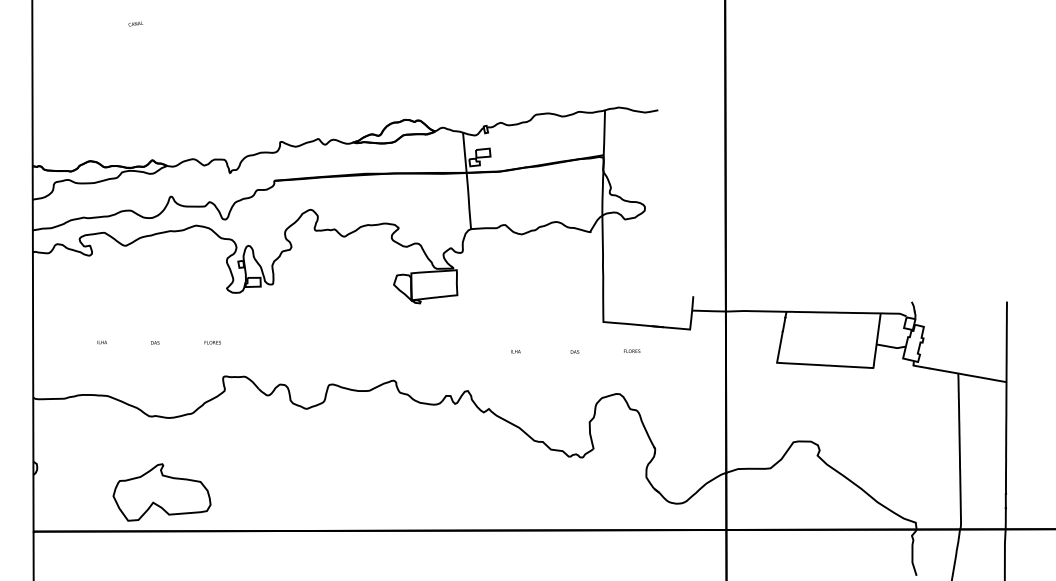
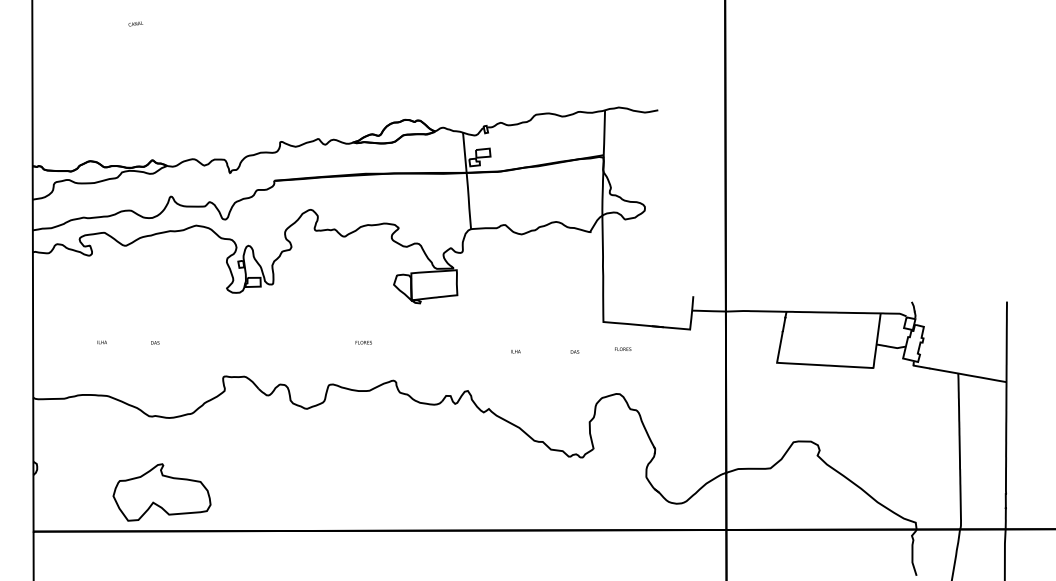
text position: (212, 342) -> (363, 342) (363, 342)
text position: (632, 350) -> (623, 348) (623, 348)
